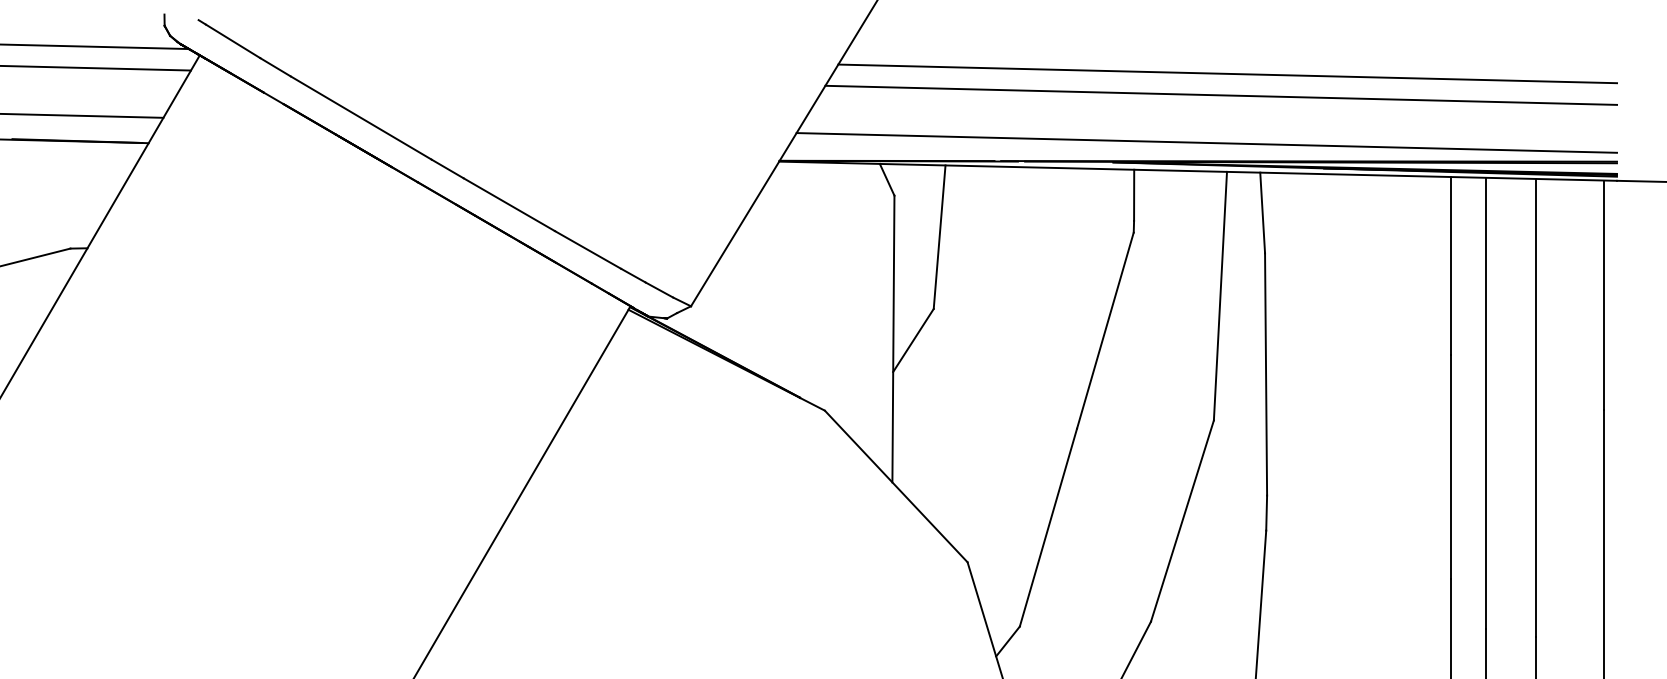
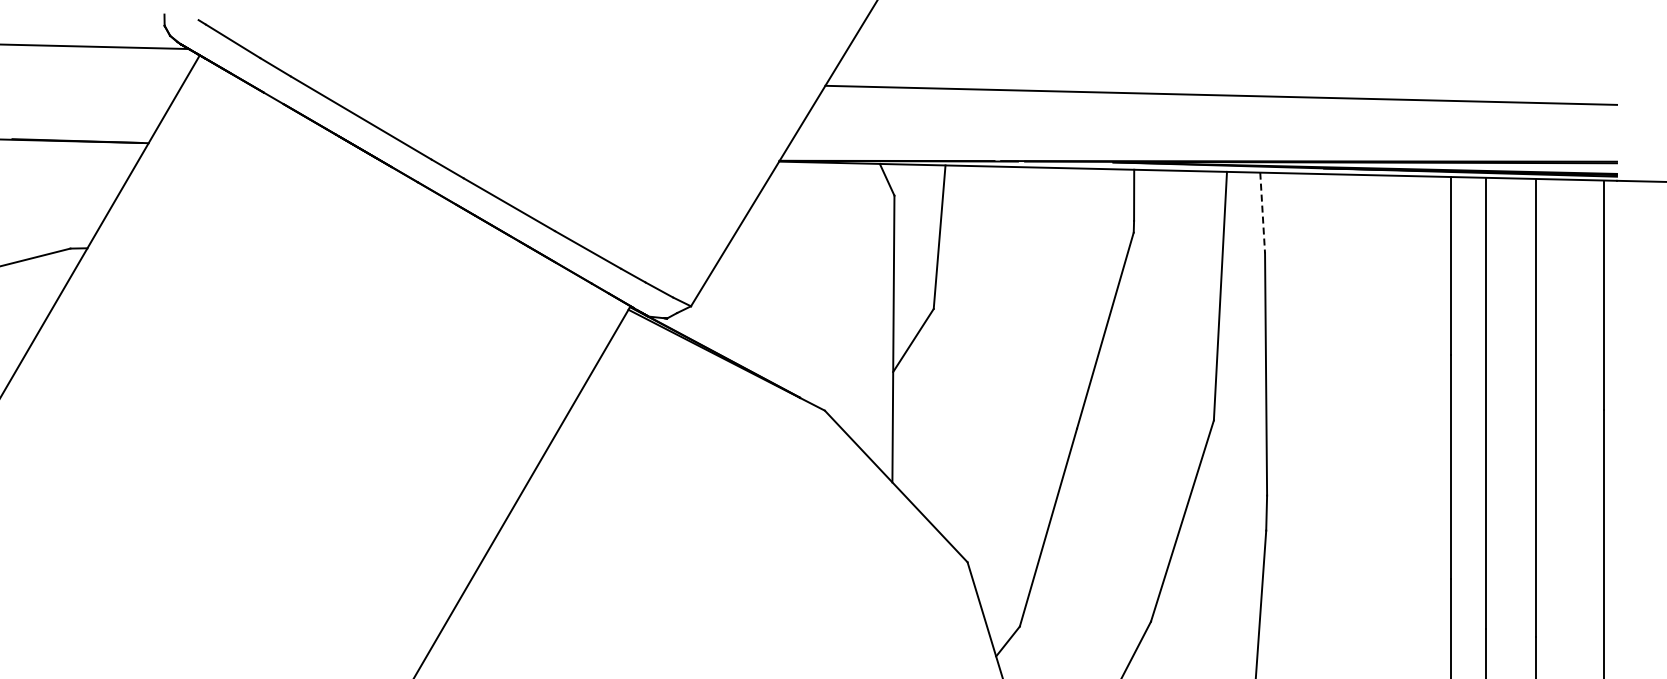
line: present -> none (96, 68)
line: present -> none (1227, 73)
line: present -> none (82, 115)
line: present -> none (1206, 142)
line: solid -> dashed (1262, 213)
